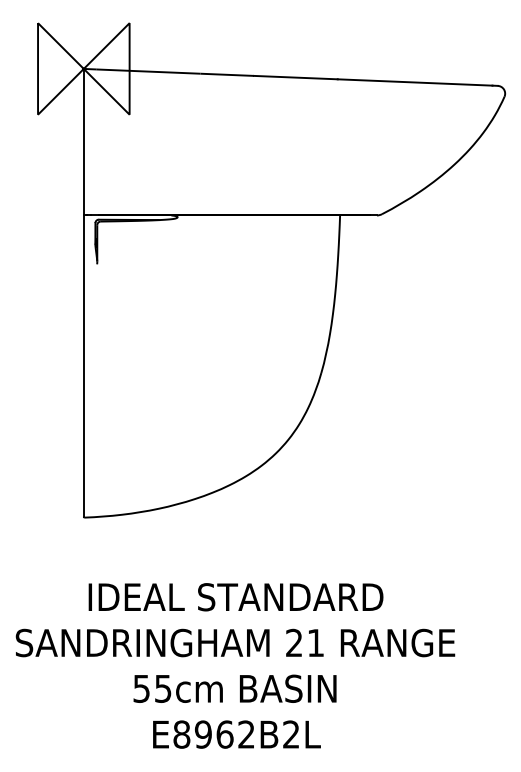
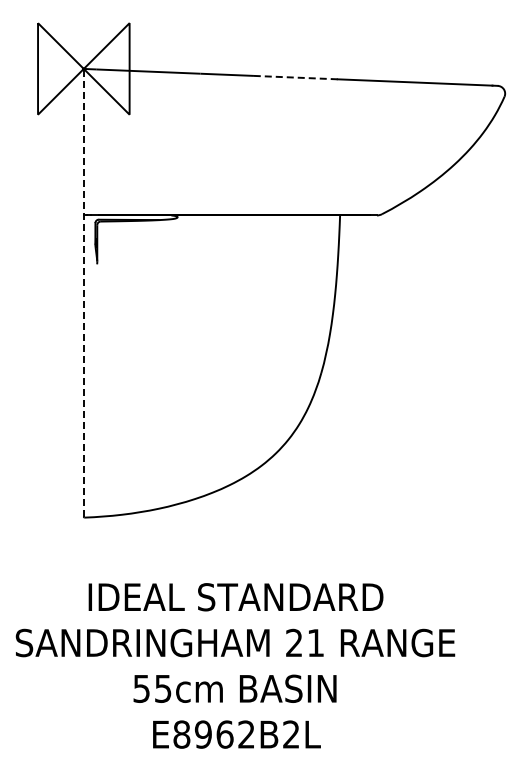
line: solid -> dashed (295, 77)
line: solid -> dashed (83, 292)
